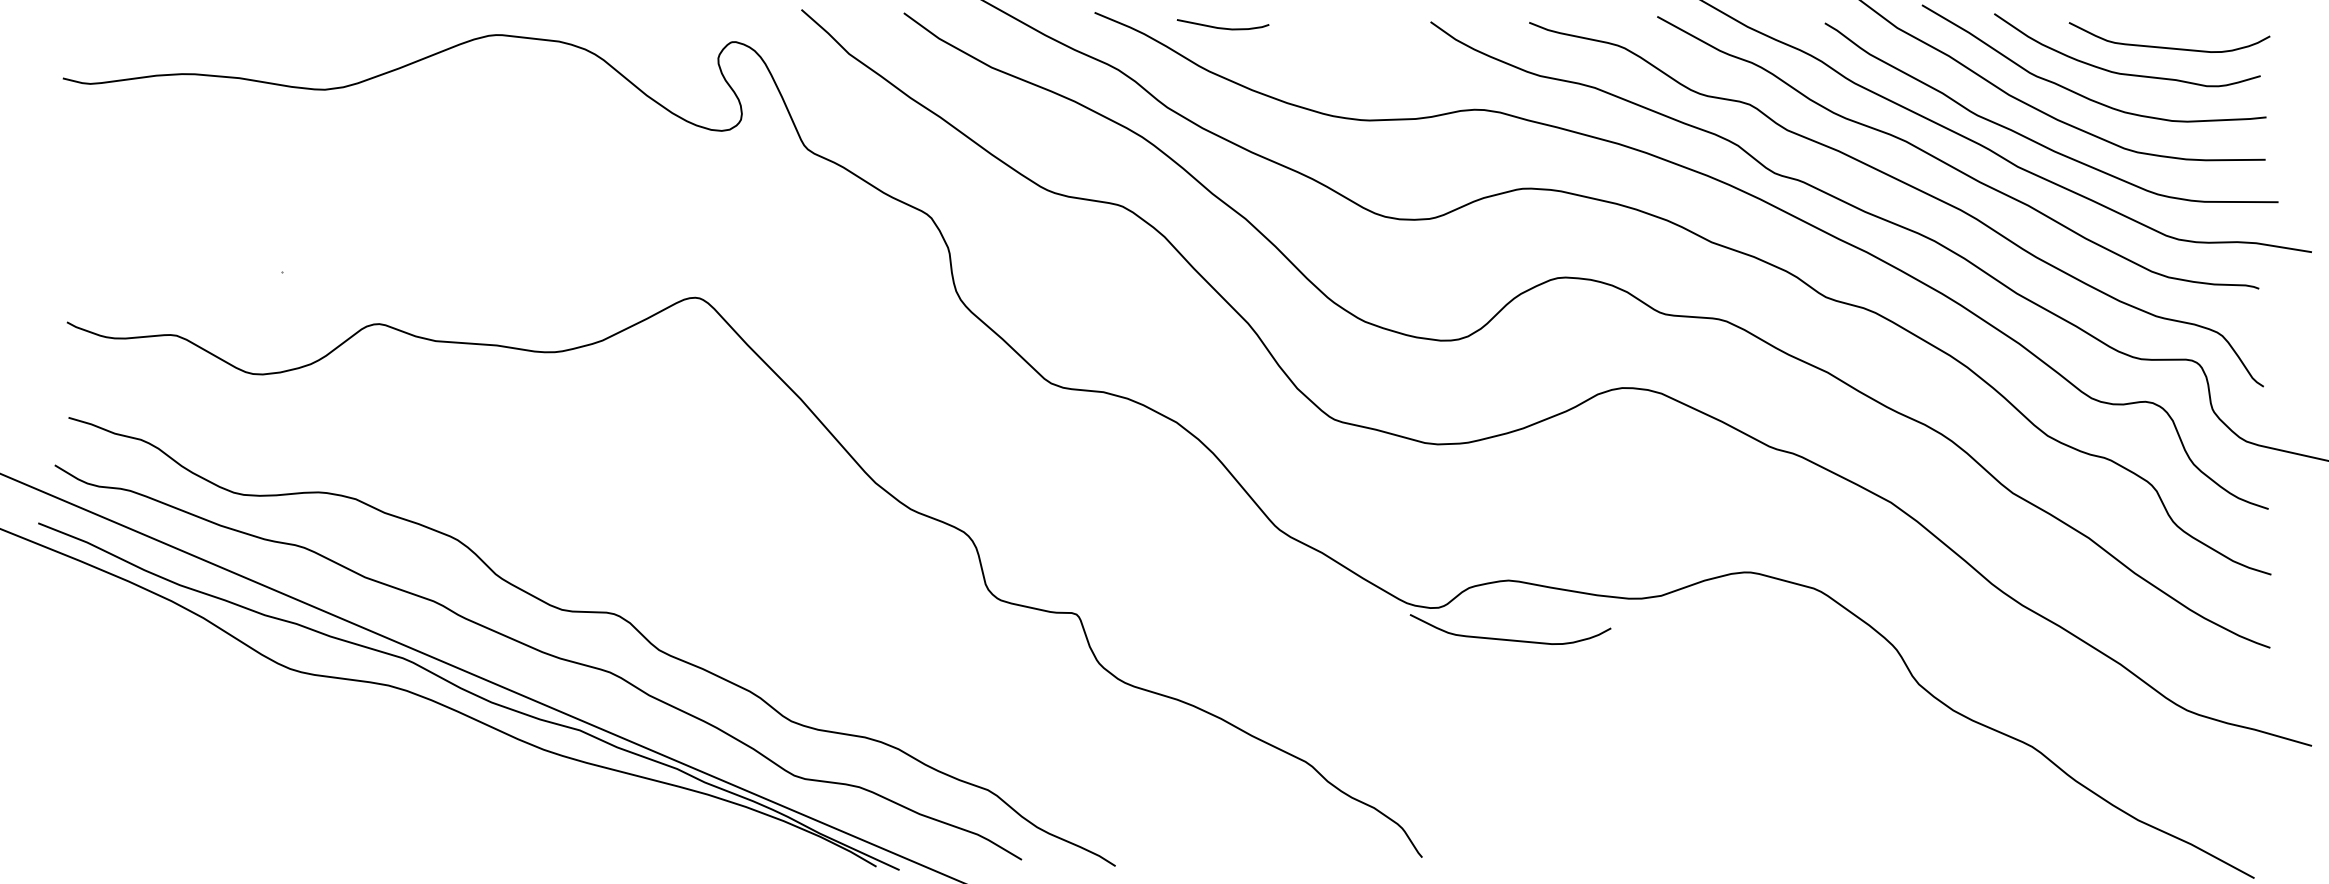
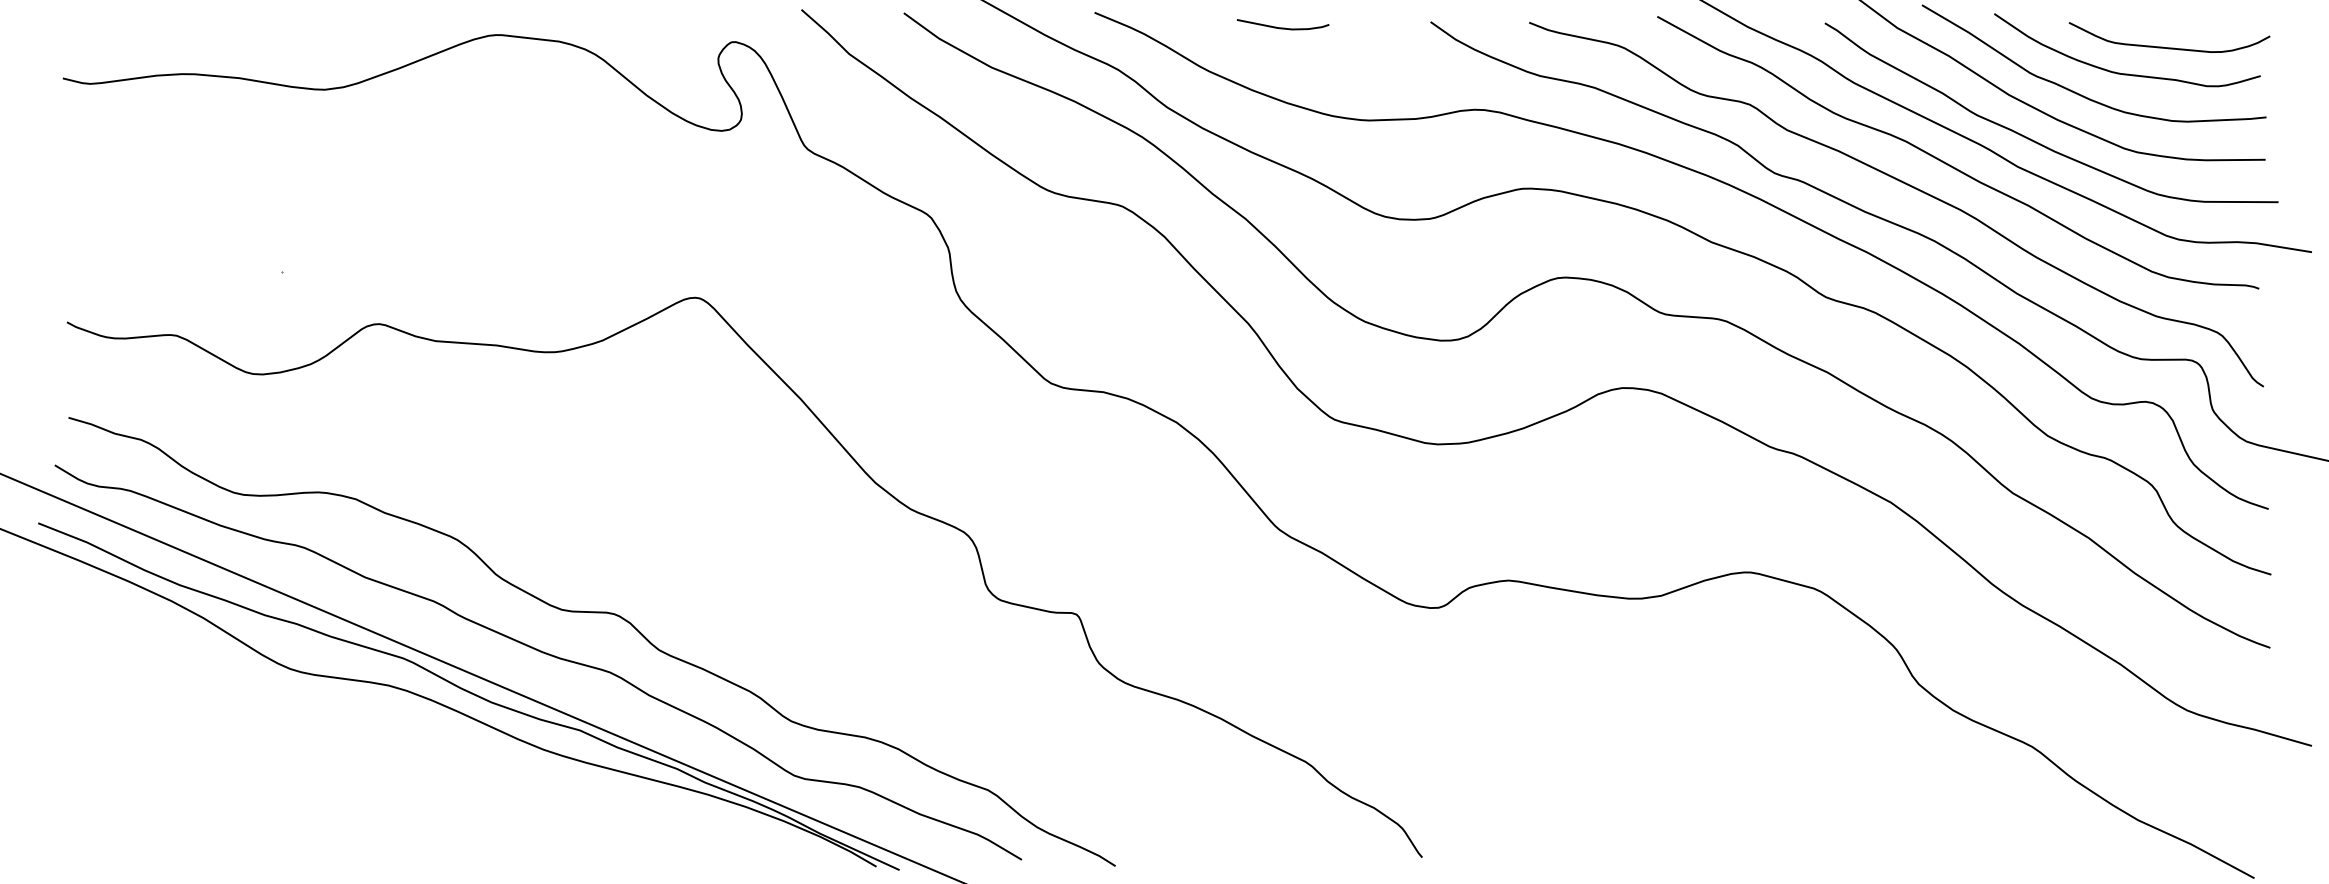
curve position: (1222, 27) -> (1282, 27) (1282, 27)
curve: present -> none (1510, 639)
